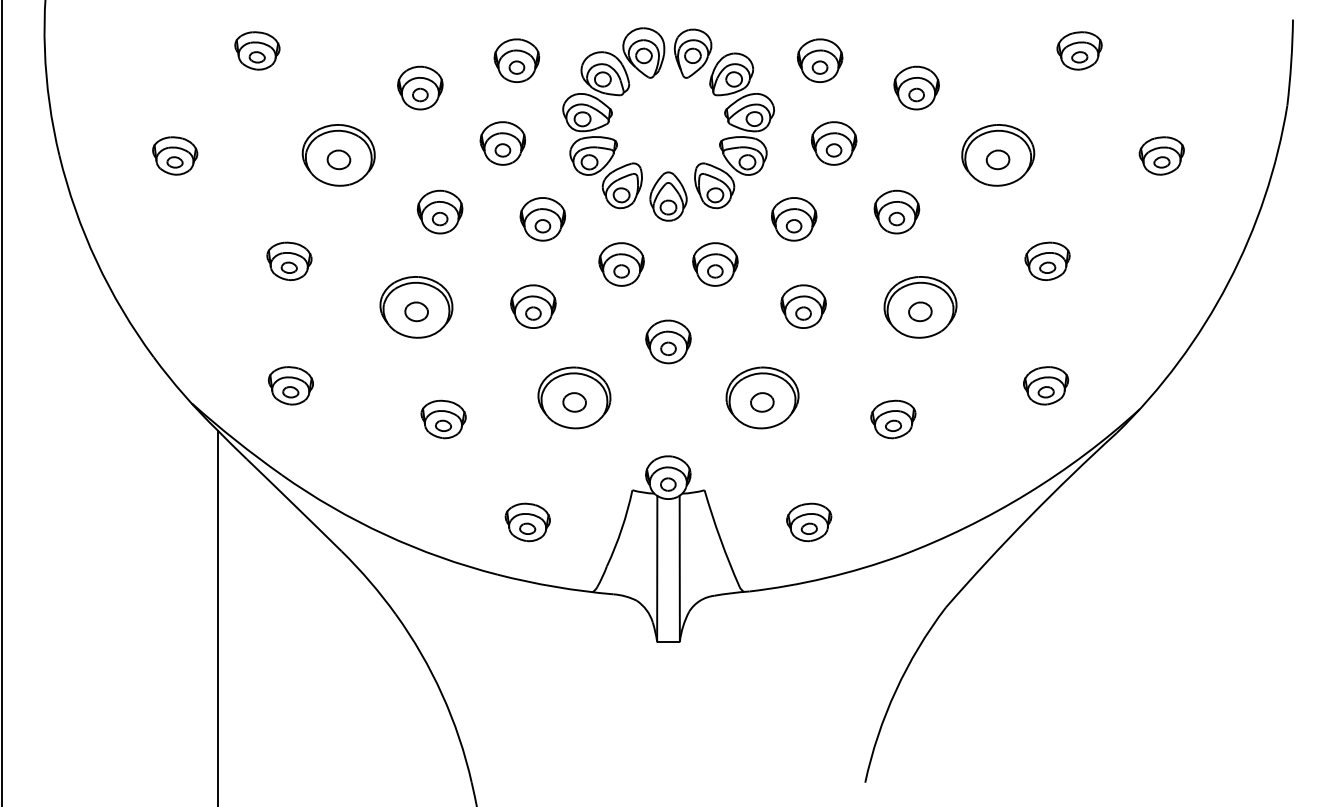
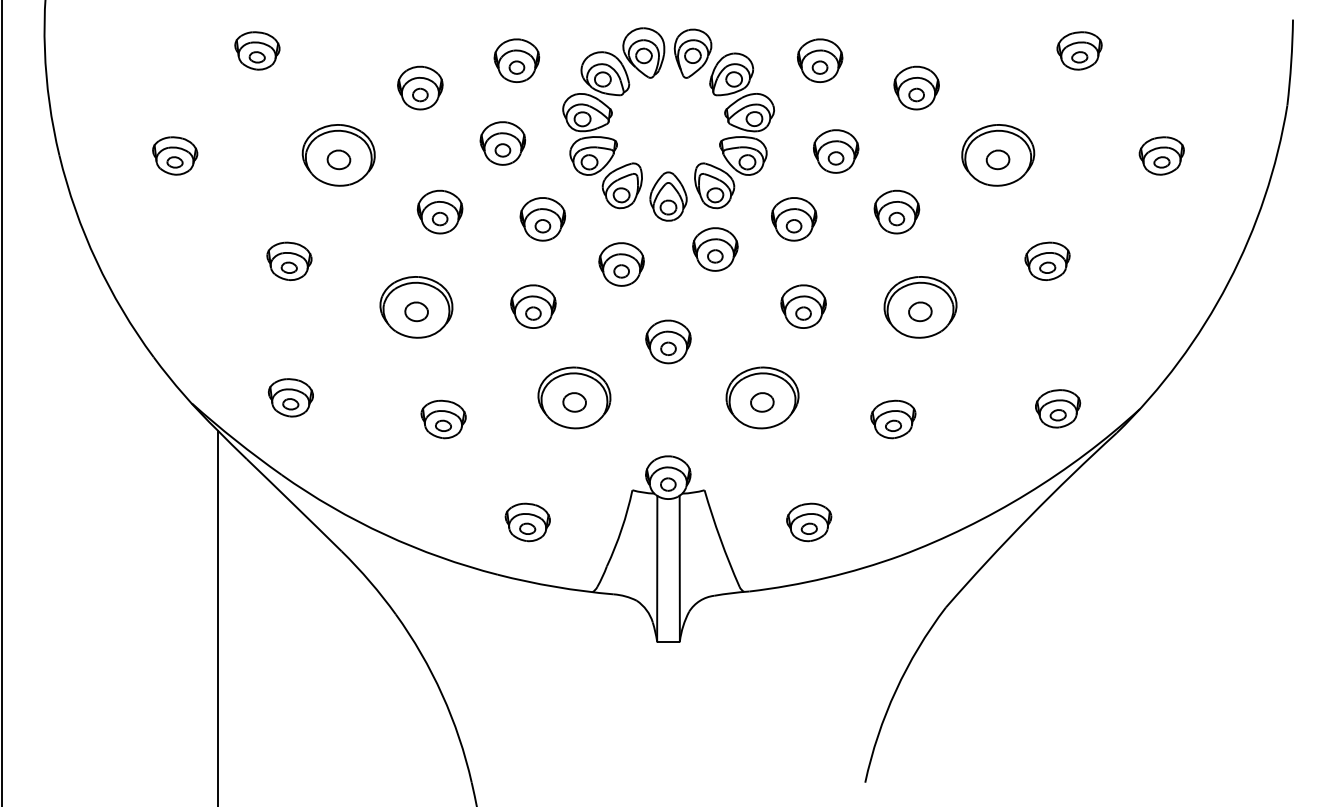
part position: (834, 143) -> (836, 151) (836, 151)
part position: (715, 264) -> (715, 249) (715, 249)
part position: (290, 385) -> (290, 397) (290, 397)
part position: (1046, 385) -> (1058, 408) (1058, 408)
